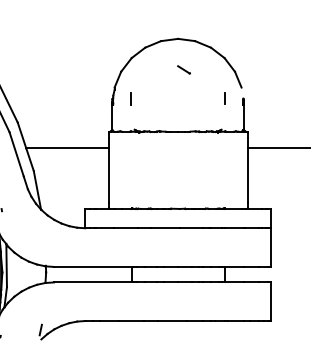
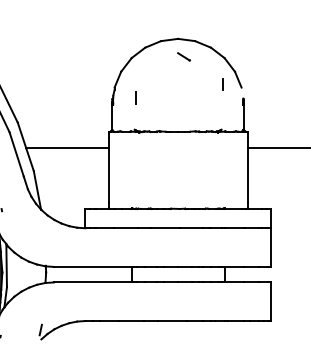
line position: (183, 69) -> (183, 56) (183, 56)
line position: (130, 98) -> (135, 97) (135, 97)
line position: (224, 98) -> (222, 84) (222, 84)
